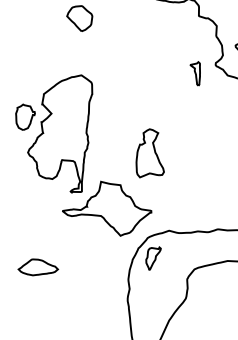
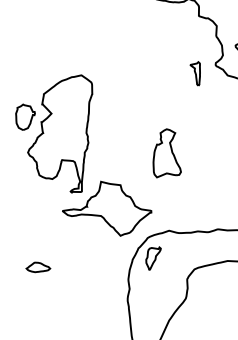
part: present -> none (79, 18)
part position: (149, 153) -> (166, 153) (166, 153)
part size: 43x19 px -> 27x13 px (38, 267)
